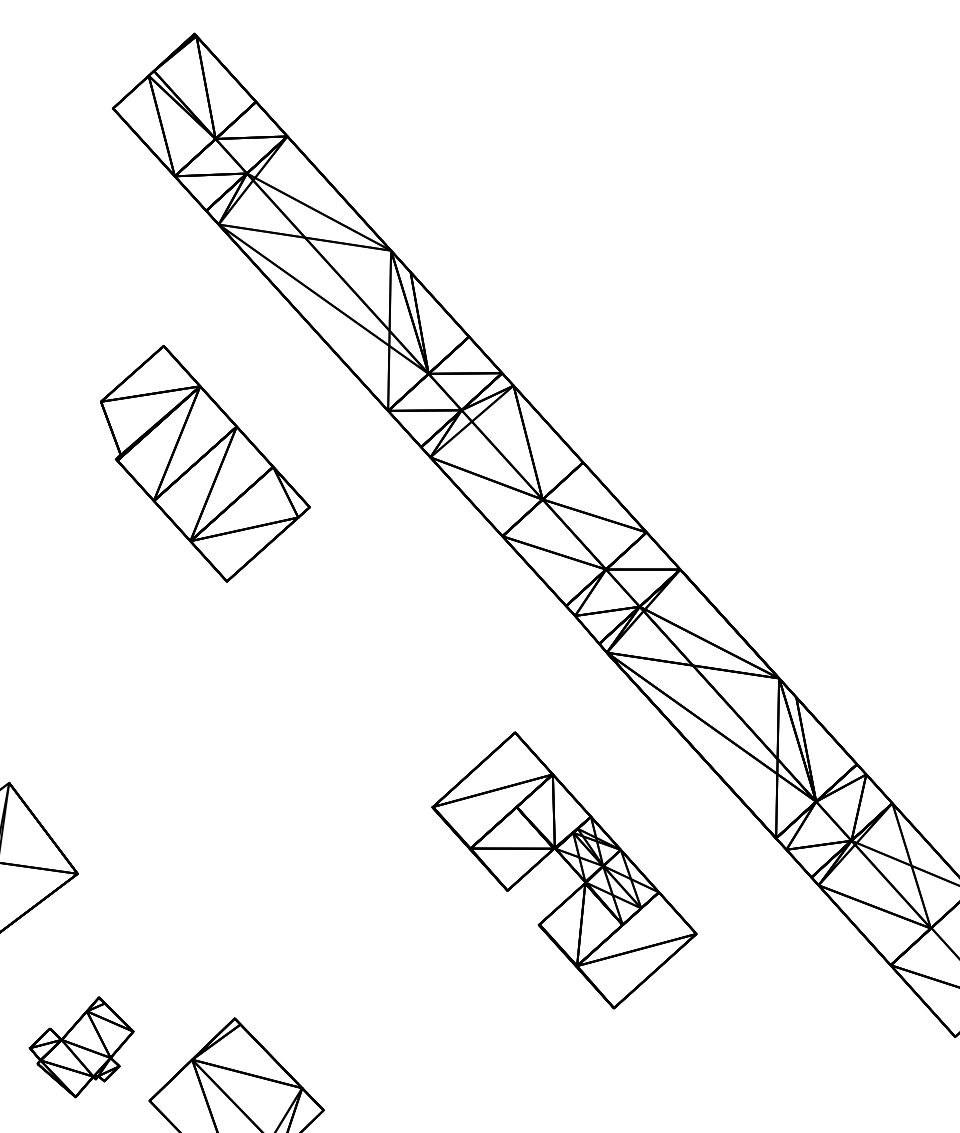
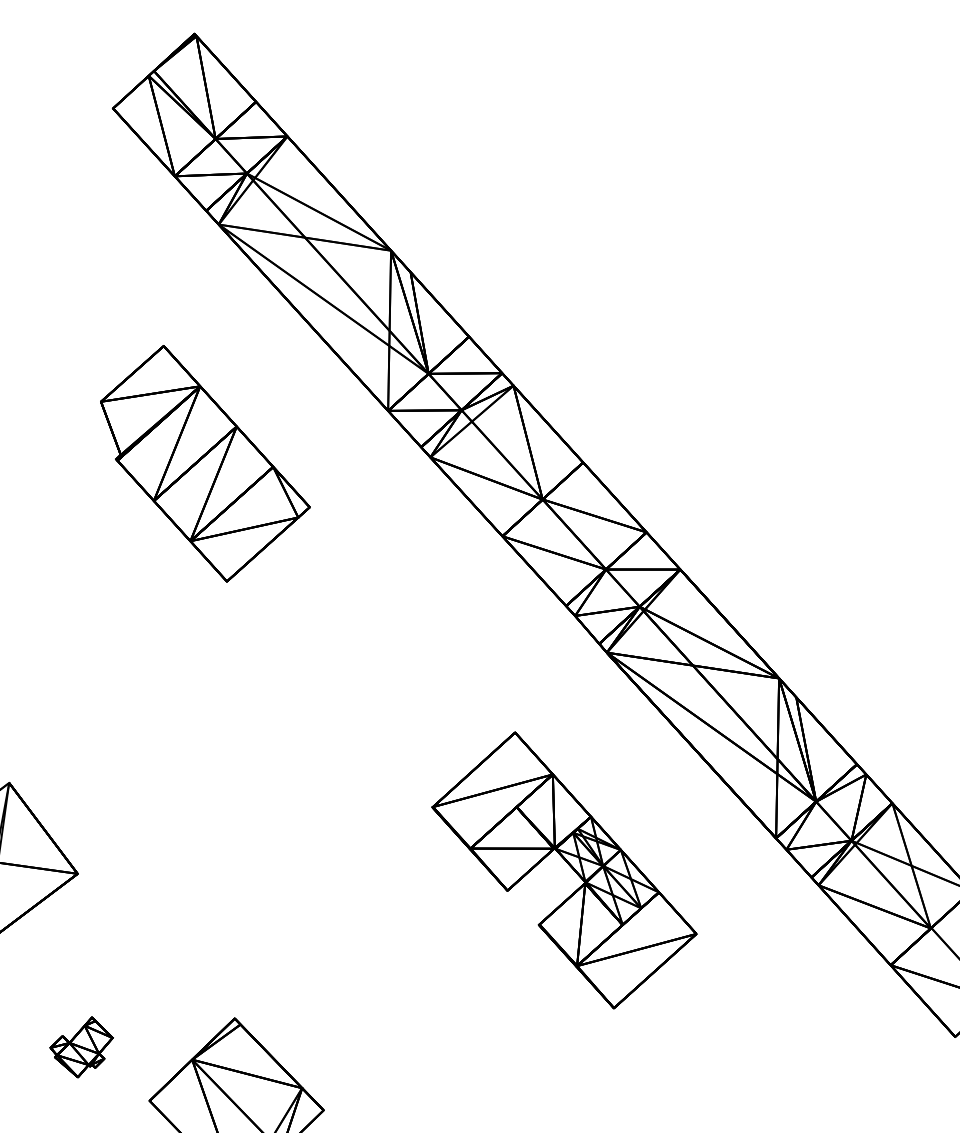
part size: 107x103 px -> 65x63 px (81, 1047)
